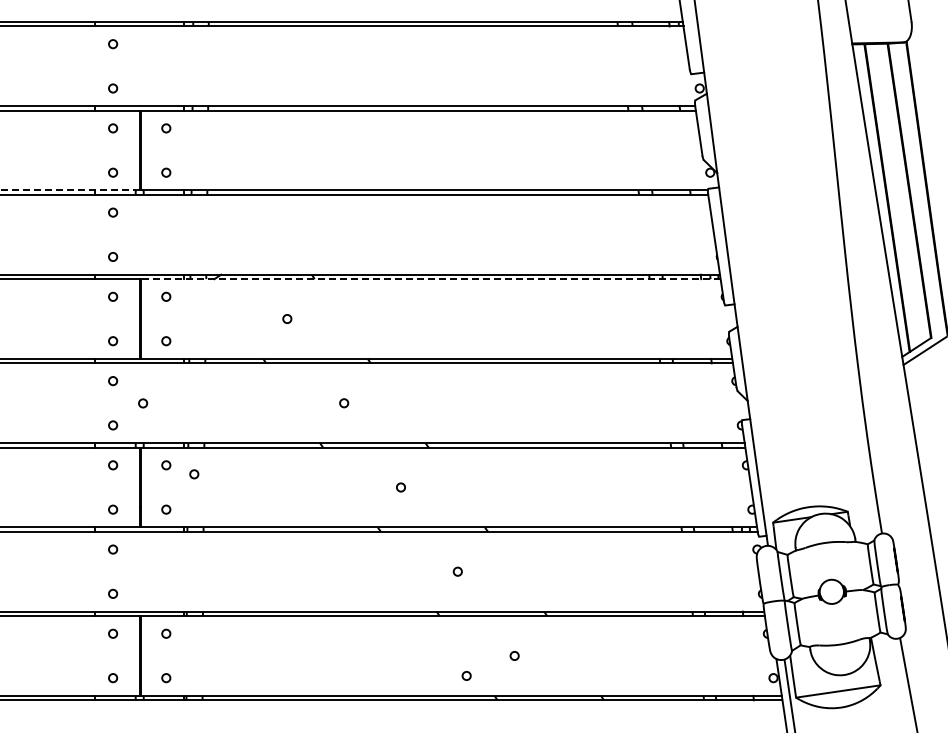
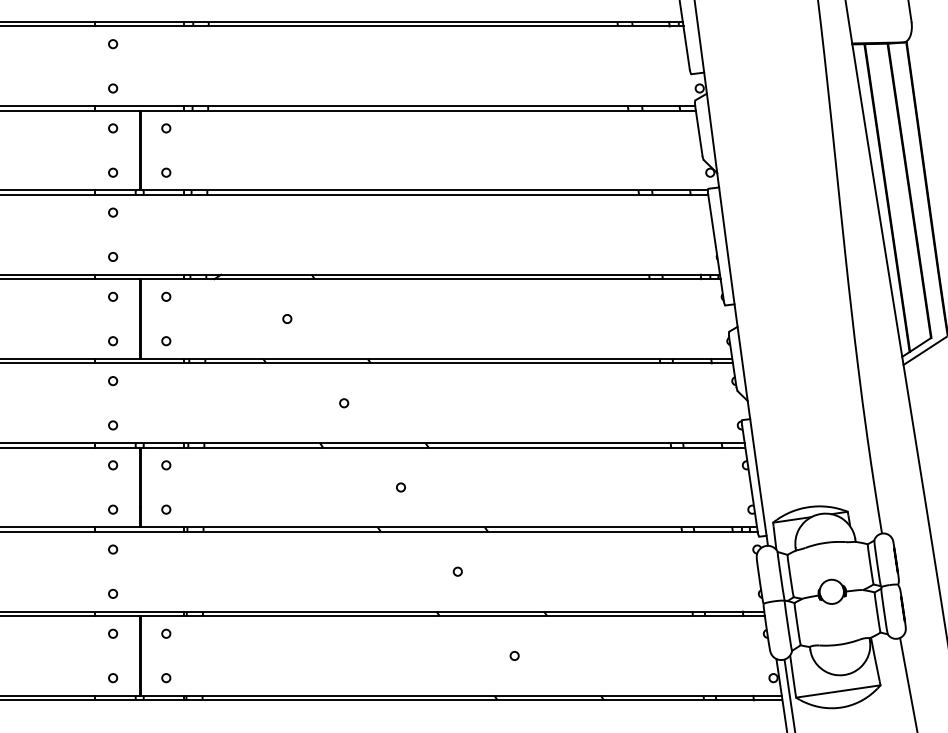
line: dashed -> solid (69, 190)
line: dashed -> solid (430, 279)
circle: present -> none (143, 403)
circle: present -> none (194, 474)
circle: present -> none (466, 675)
